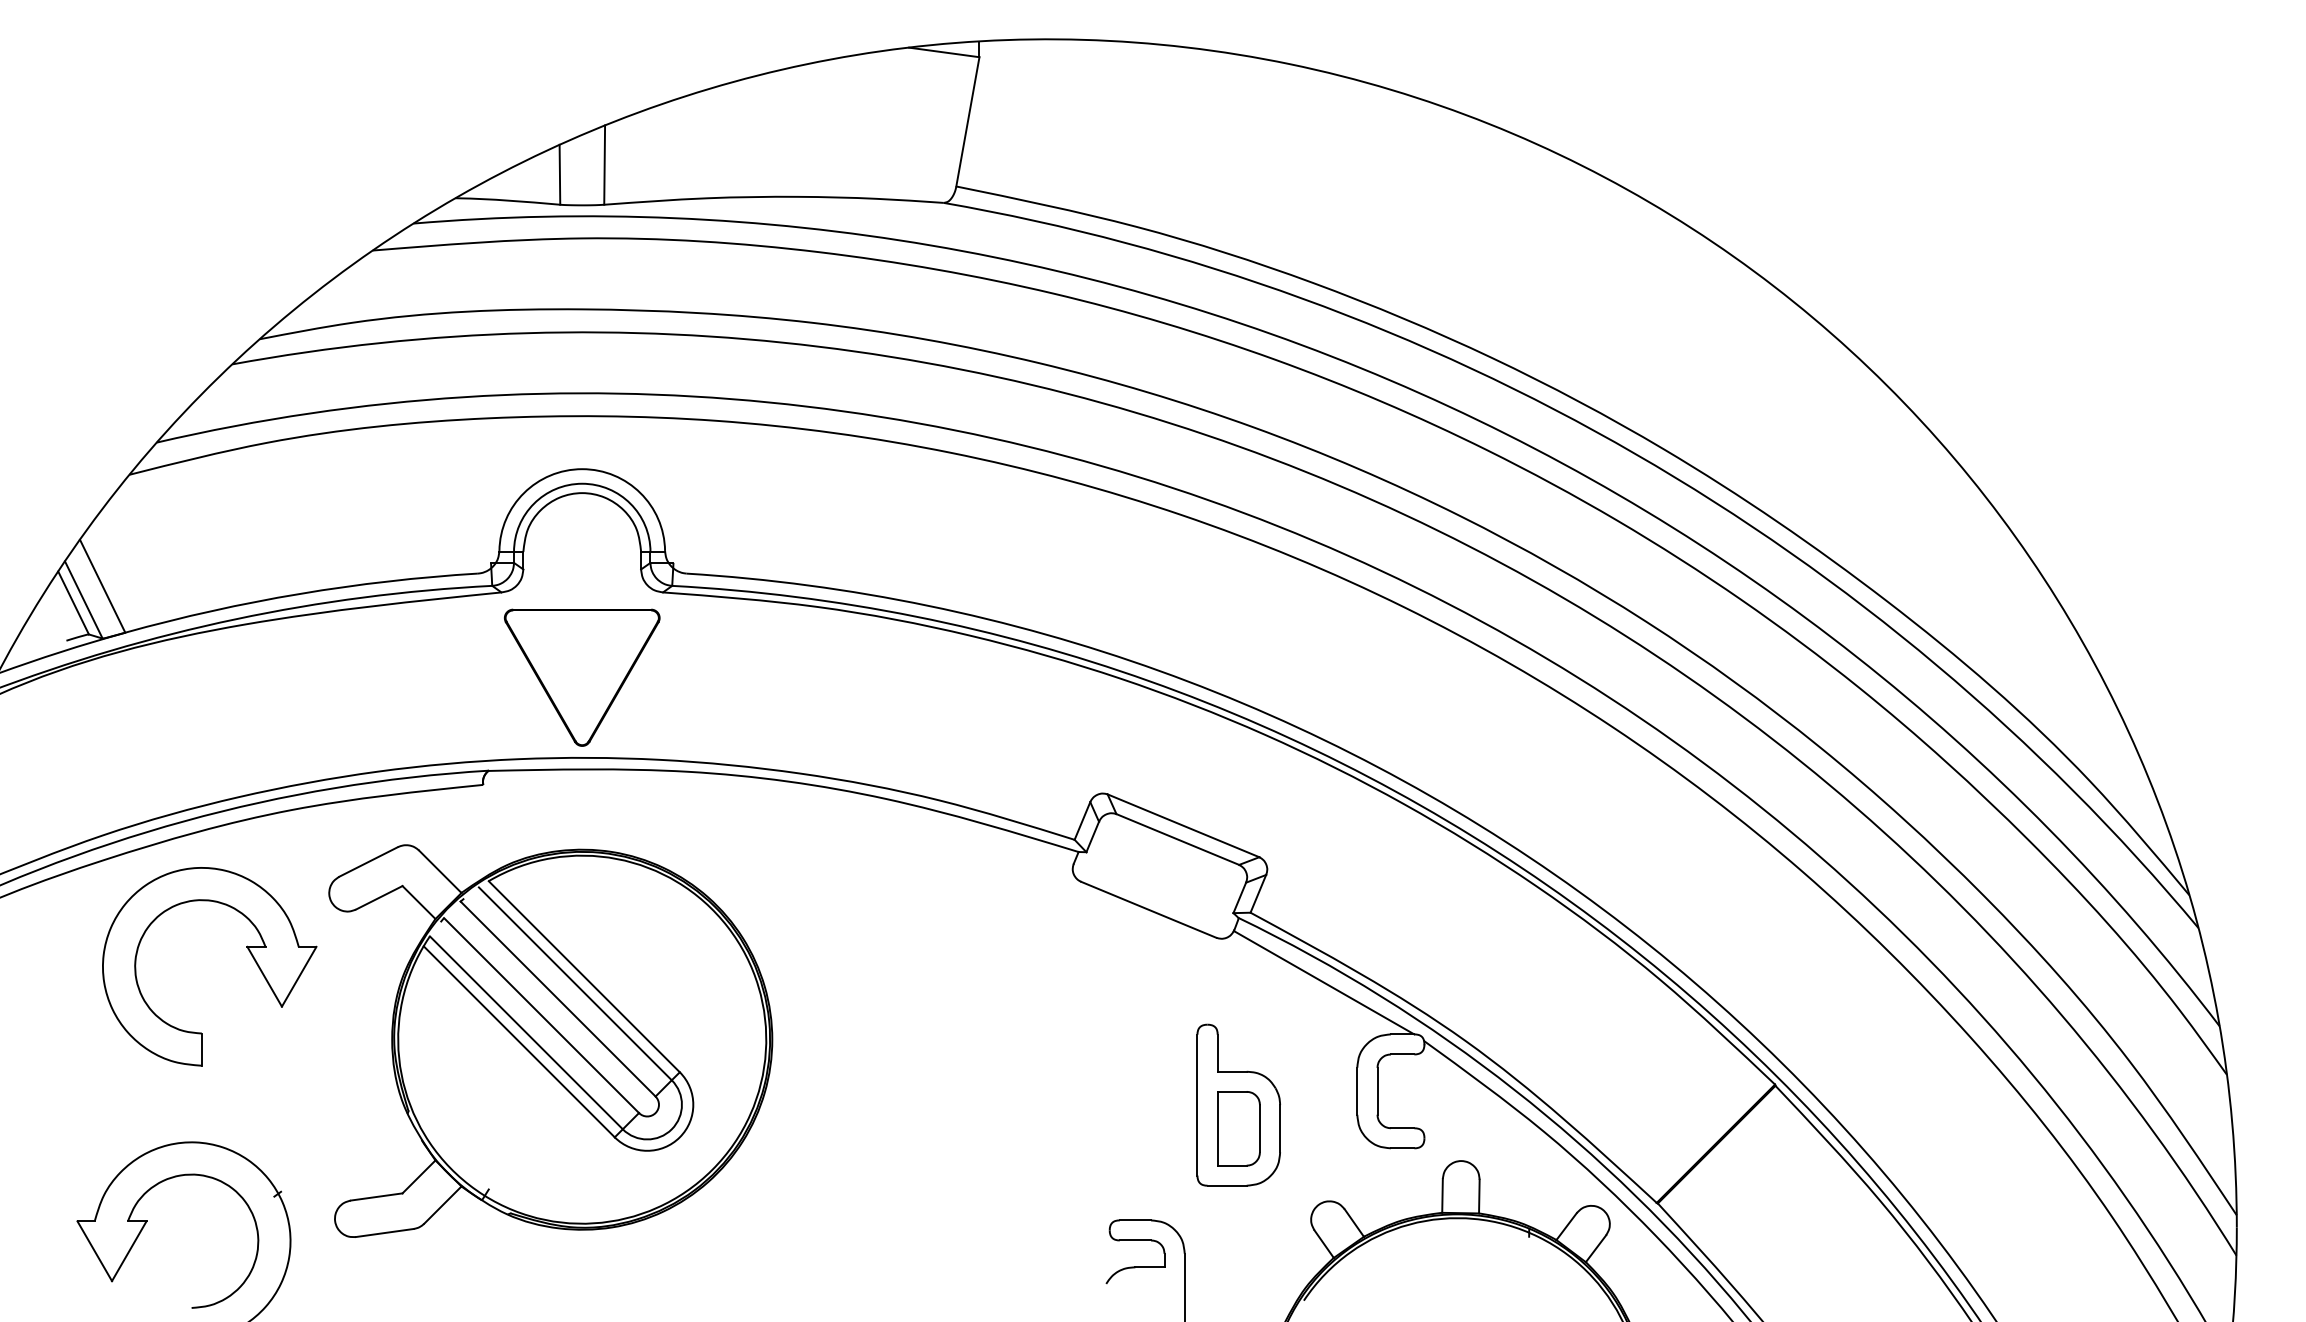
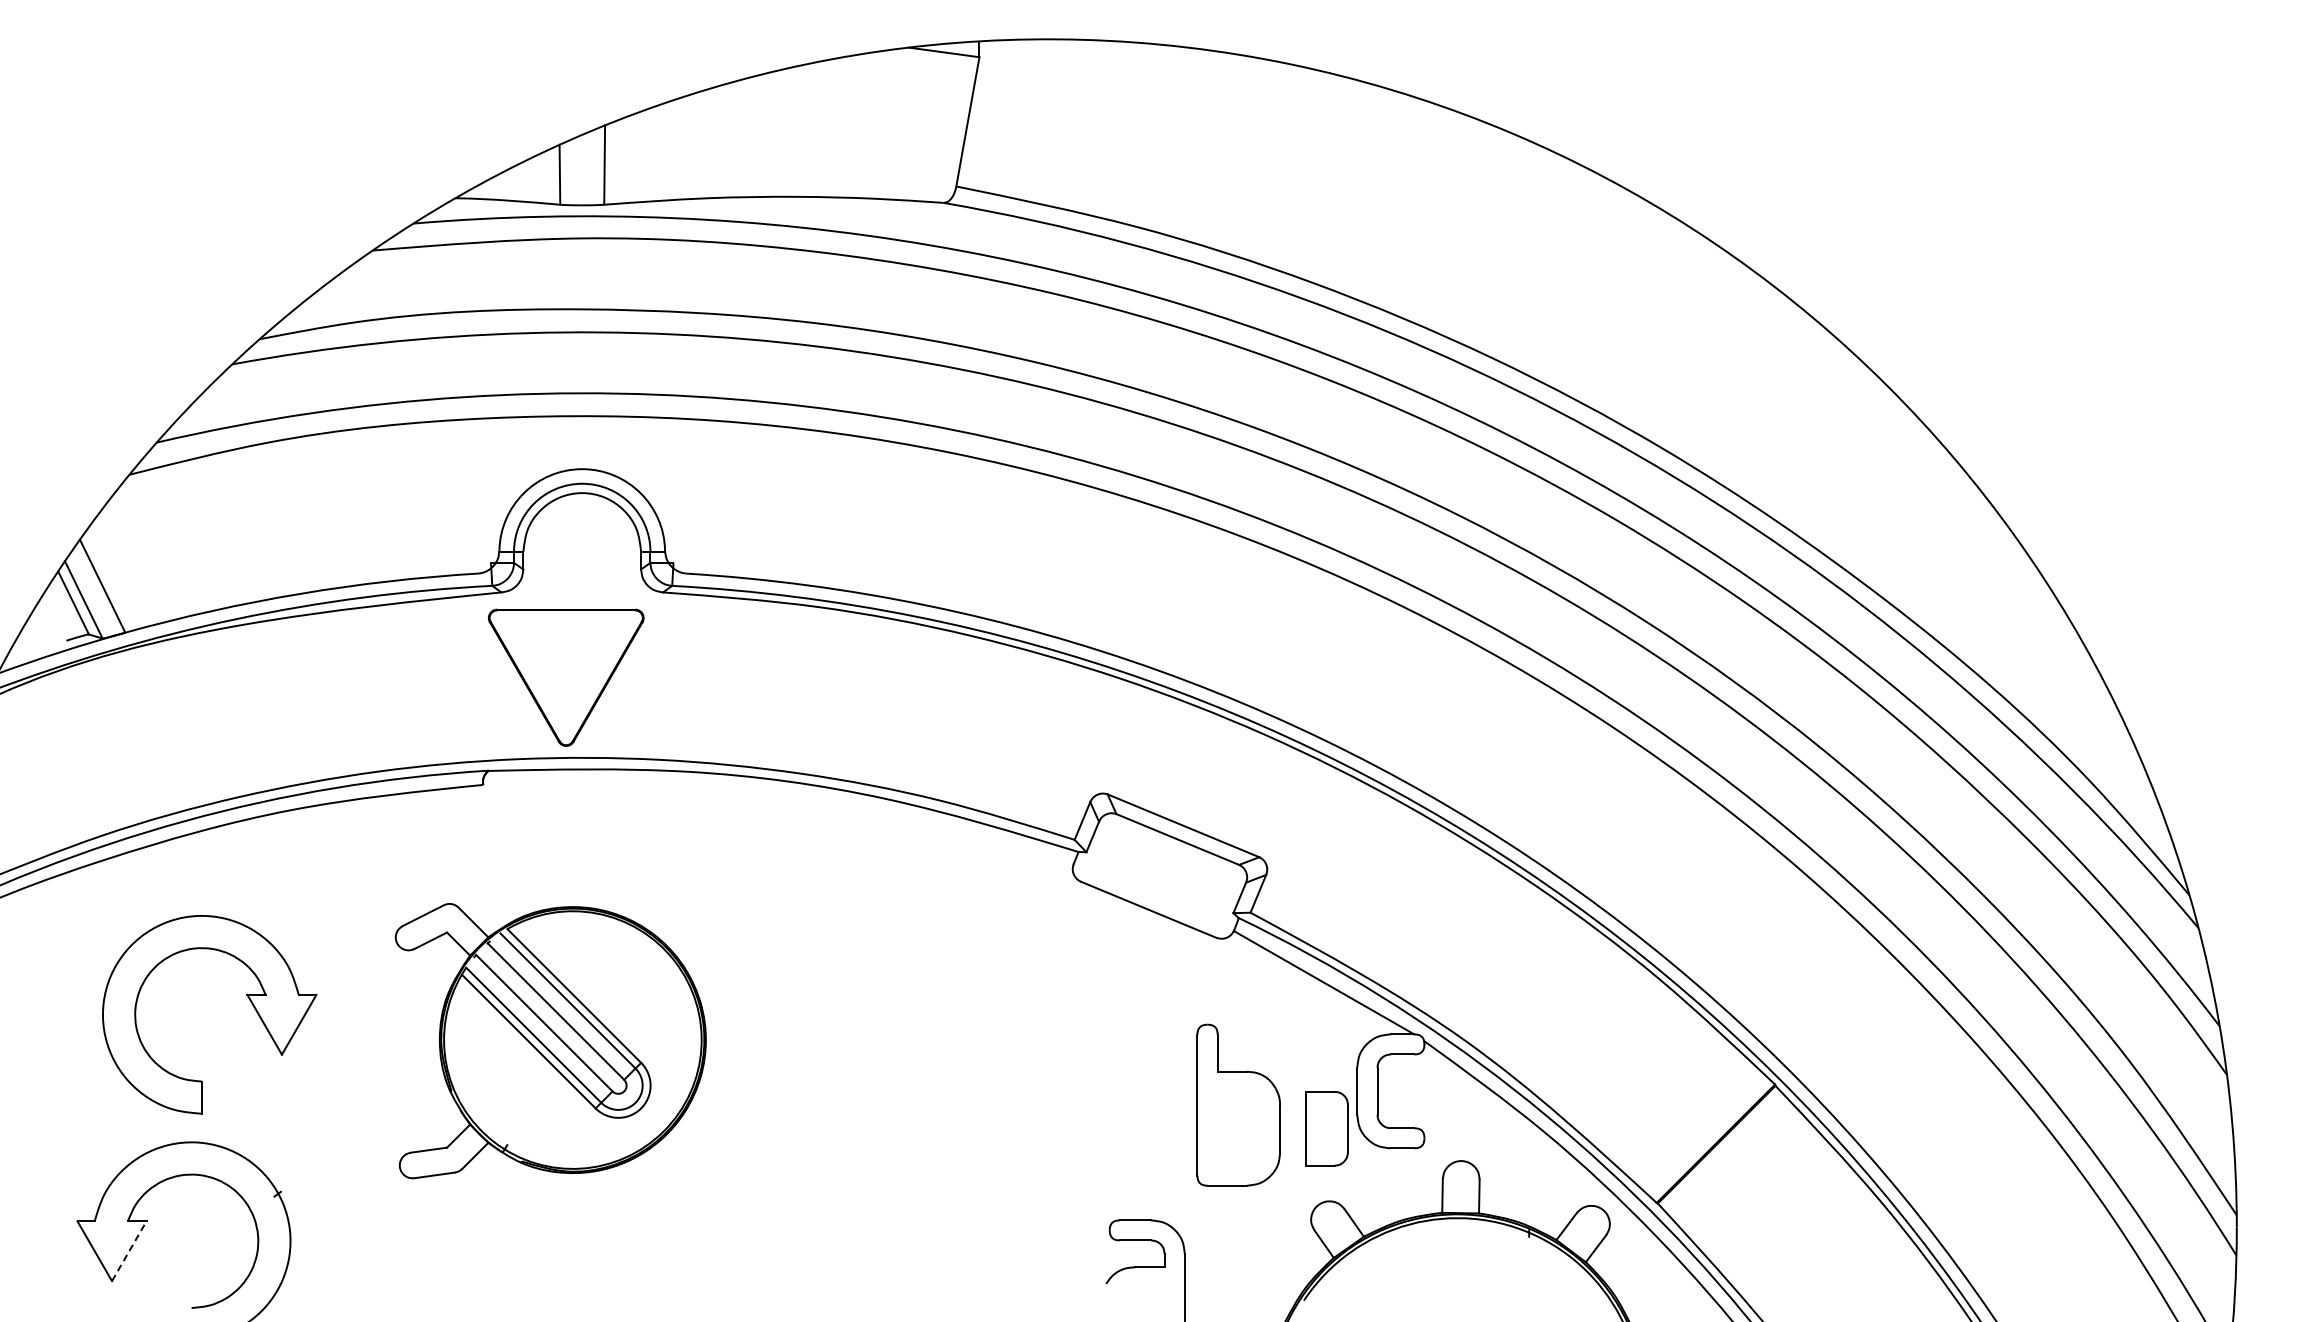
part position: (582, 677) -> (566, 677) (566, 677)
part position: (246, 947) -> (246, 995) (246, 995)
part size: 446x394 px -> 313x277 px (550, 1041)
part position: (1238, 1128) -> (1326, 1128) (1326, 1128)
line: solid -> dashed (129, 1251)
